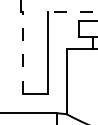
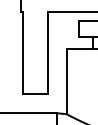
line: dashed -> solid (72, 12)
line: dashed -> solid (22, 53)
